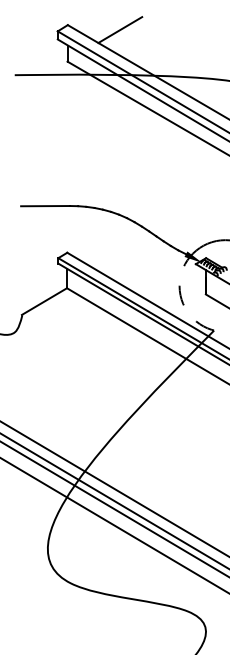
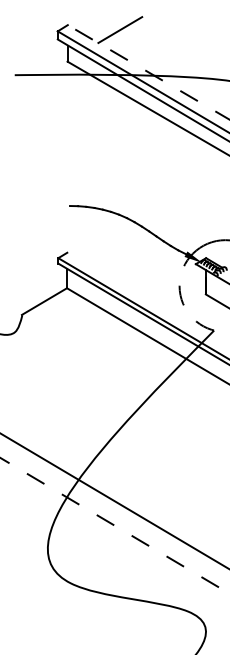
line: solid -> dashed (148, 72)
line: present -> none (45, 206)
line: present -> none (146, 299)
line: present -> none (114, 488)
line: present -> none (114, 508)
line: solid -> dashed (115, 525)
